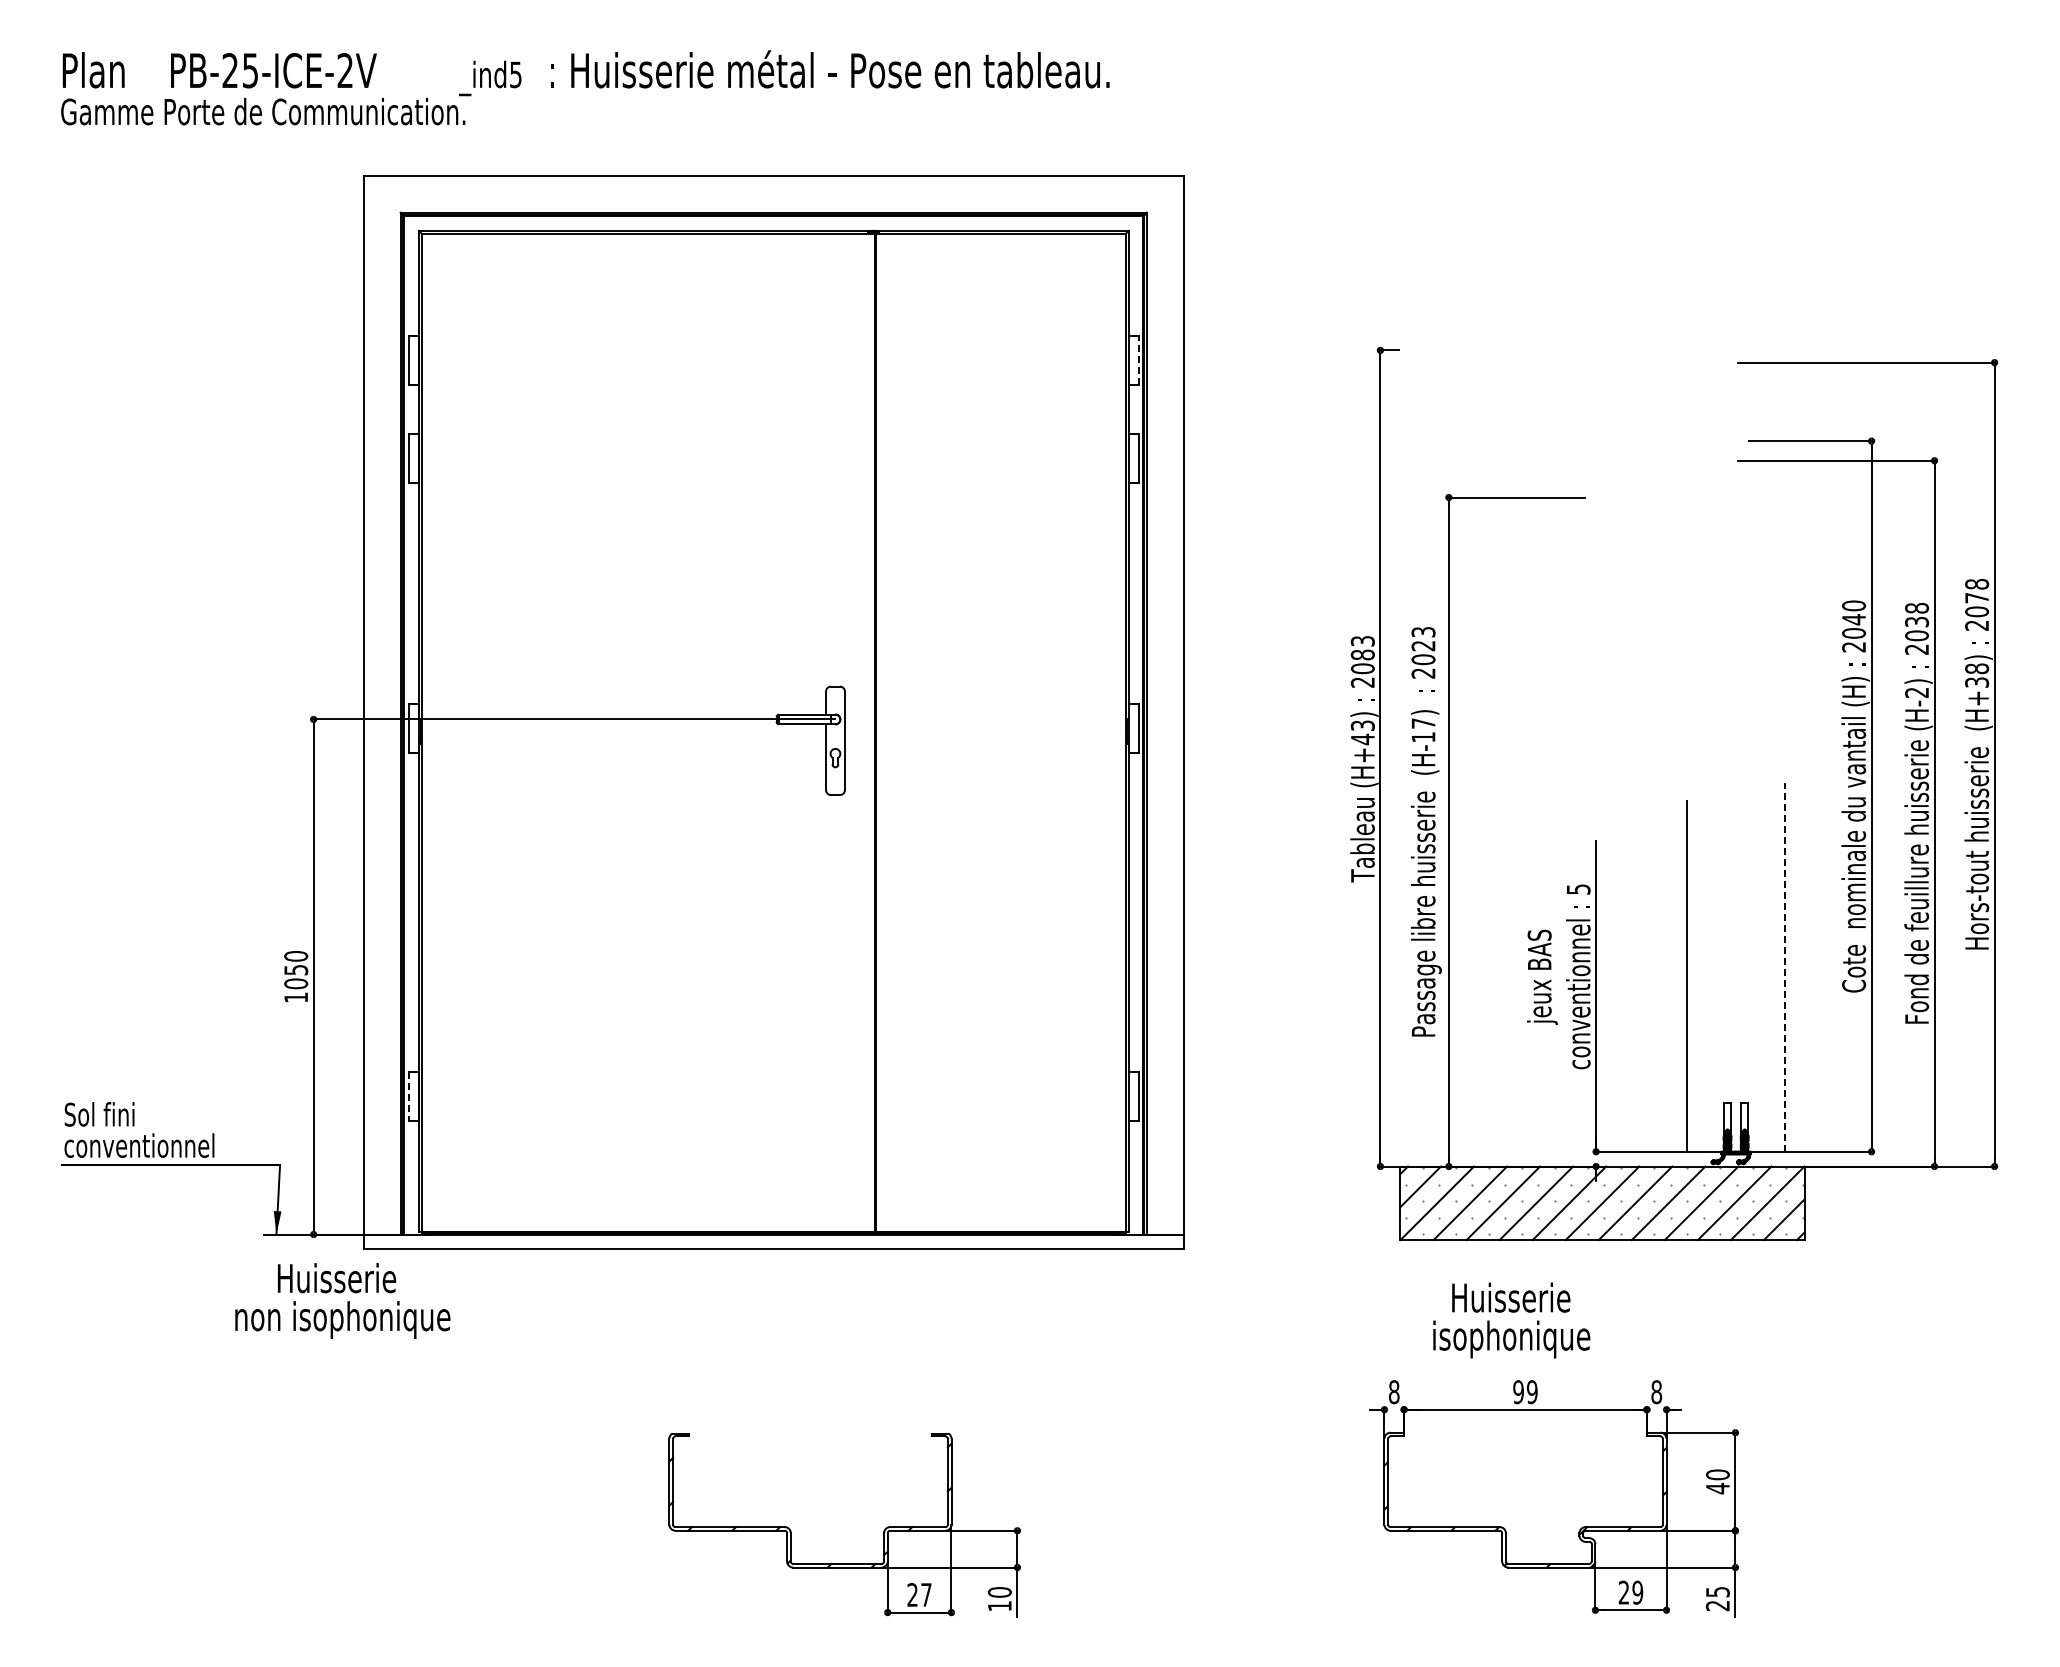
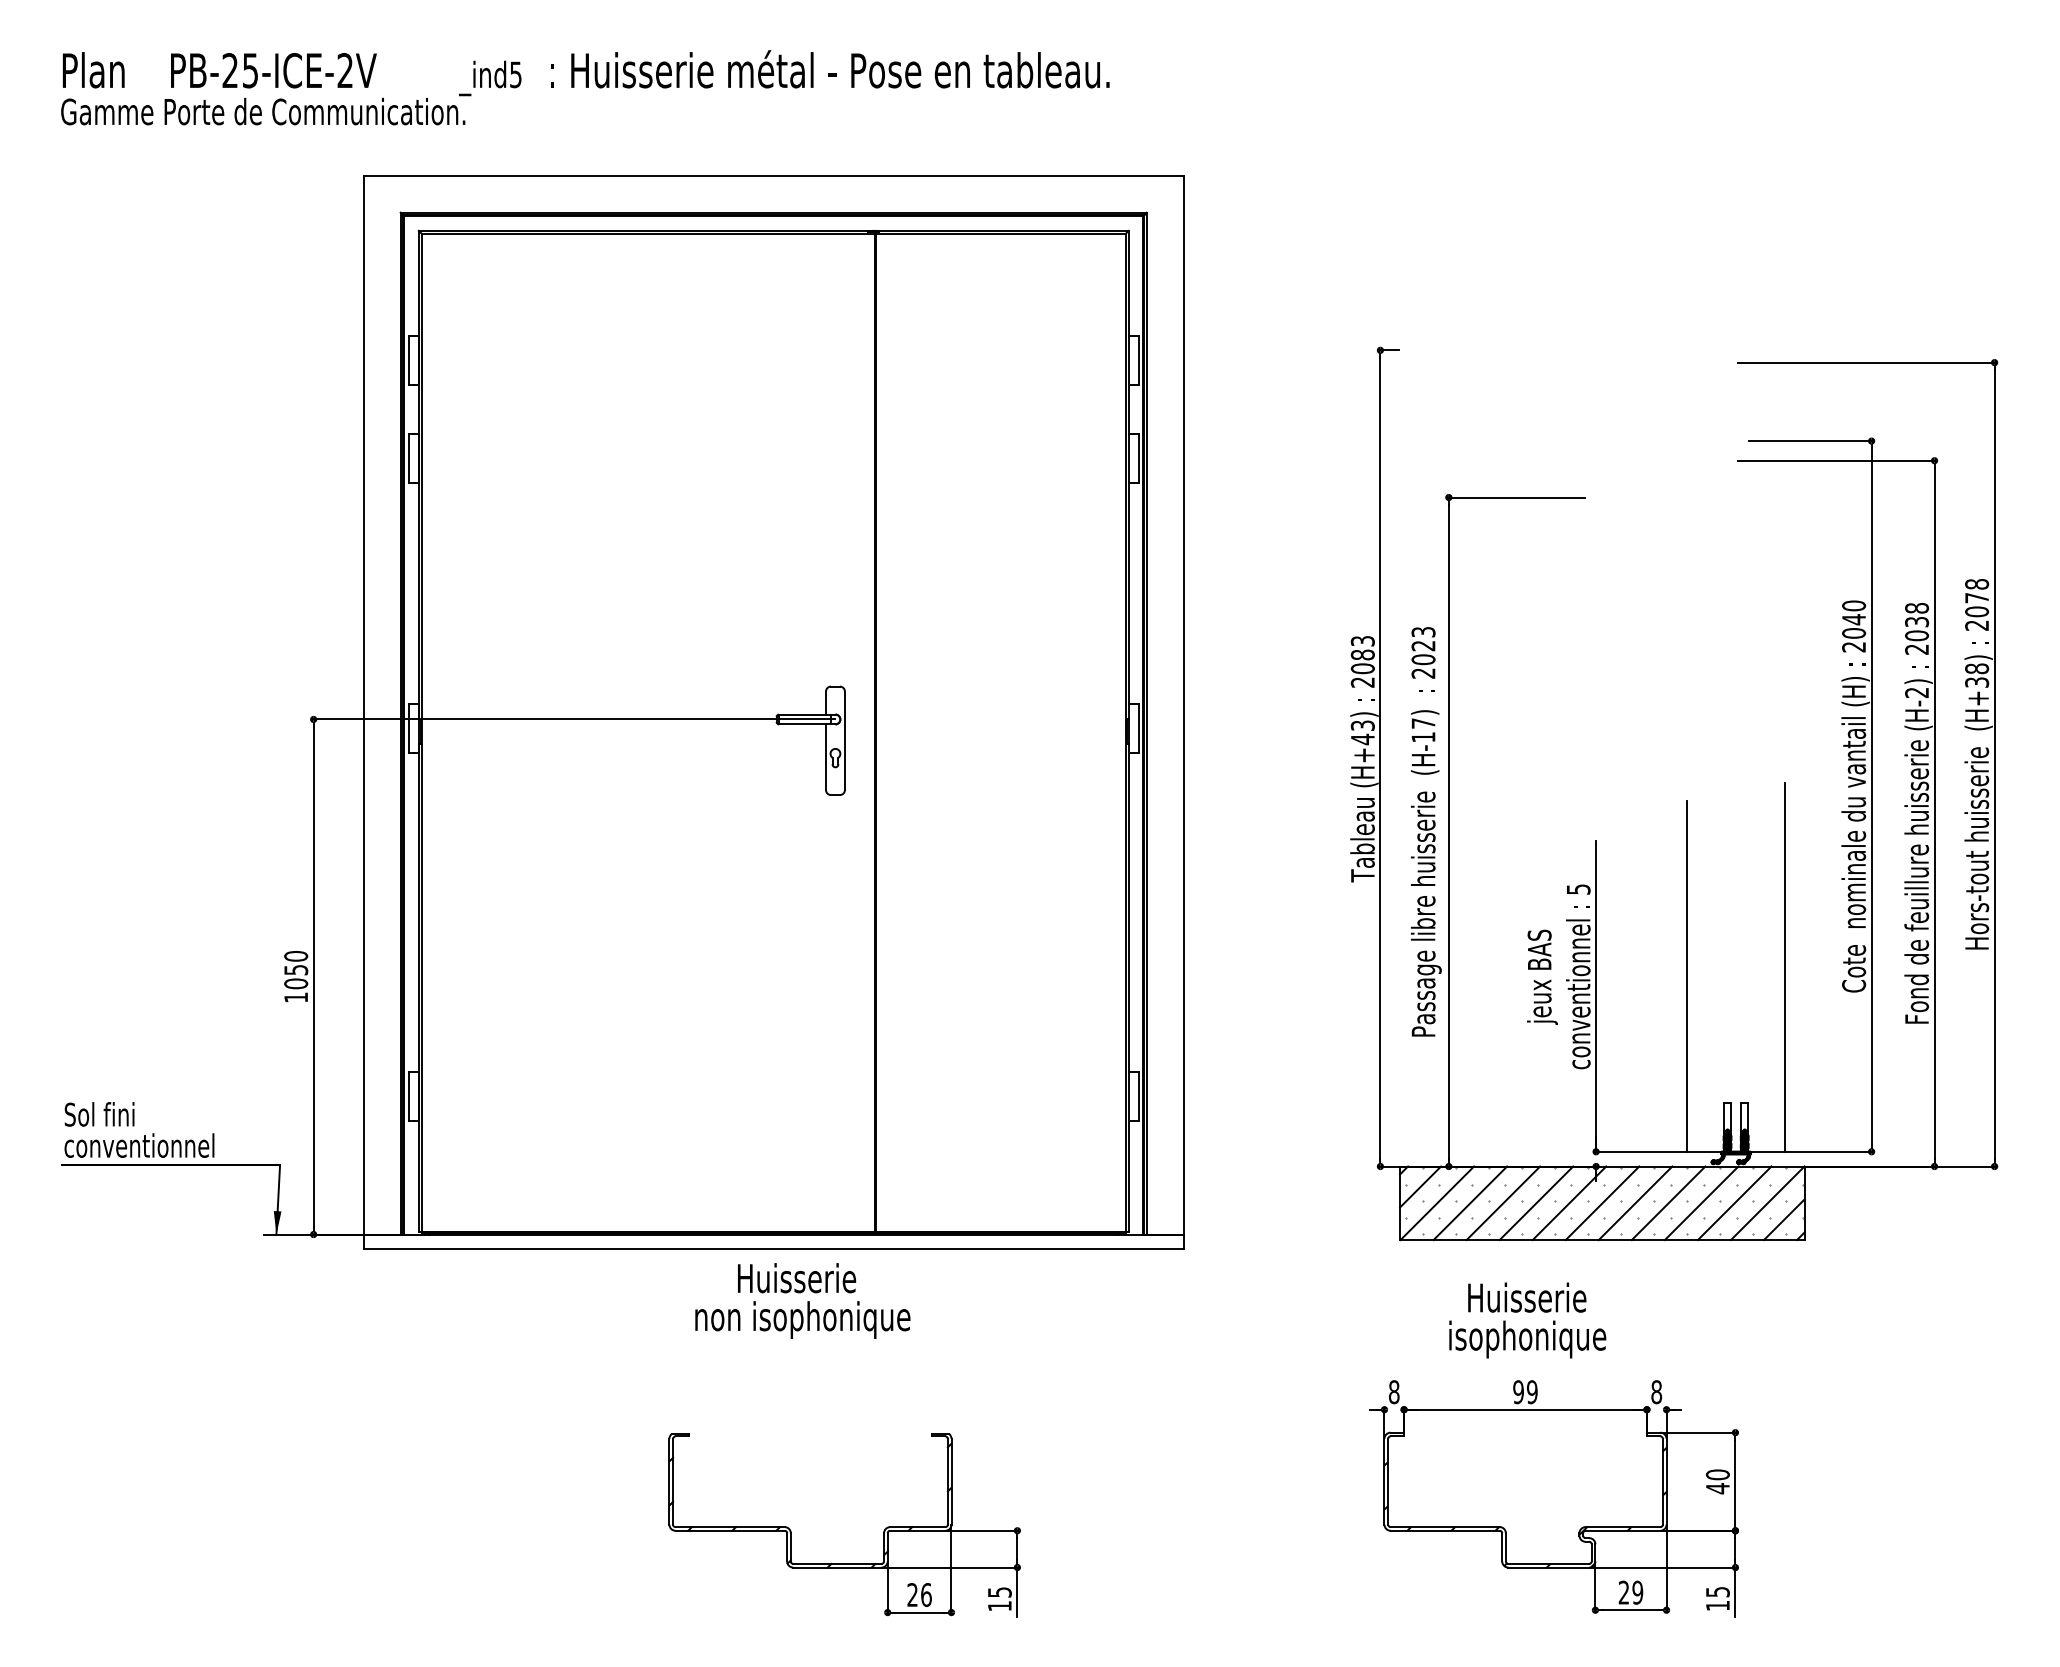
line: dashed -> solid (1138, 360)
line: dashed -> solid (1785, 967)
line: dashed -> solid (409, 1096)
text position: (342, 1300) -> (802, 1300) (802, 1300)
text position: (1511, 1320) -> (1527, 1320) (1527, 1320)
text: 10 -> 15 (999, 1592)
text: 27 -> 26 (926, 1595)
text: 25 -> 15 (1717, 1606)
